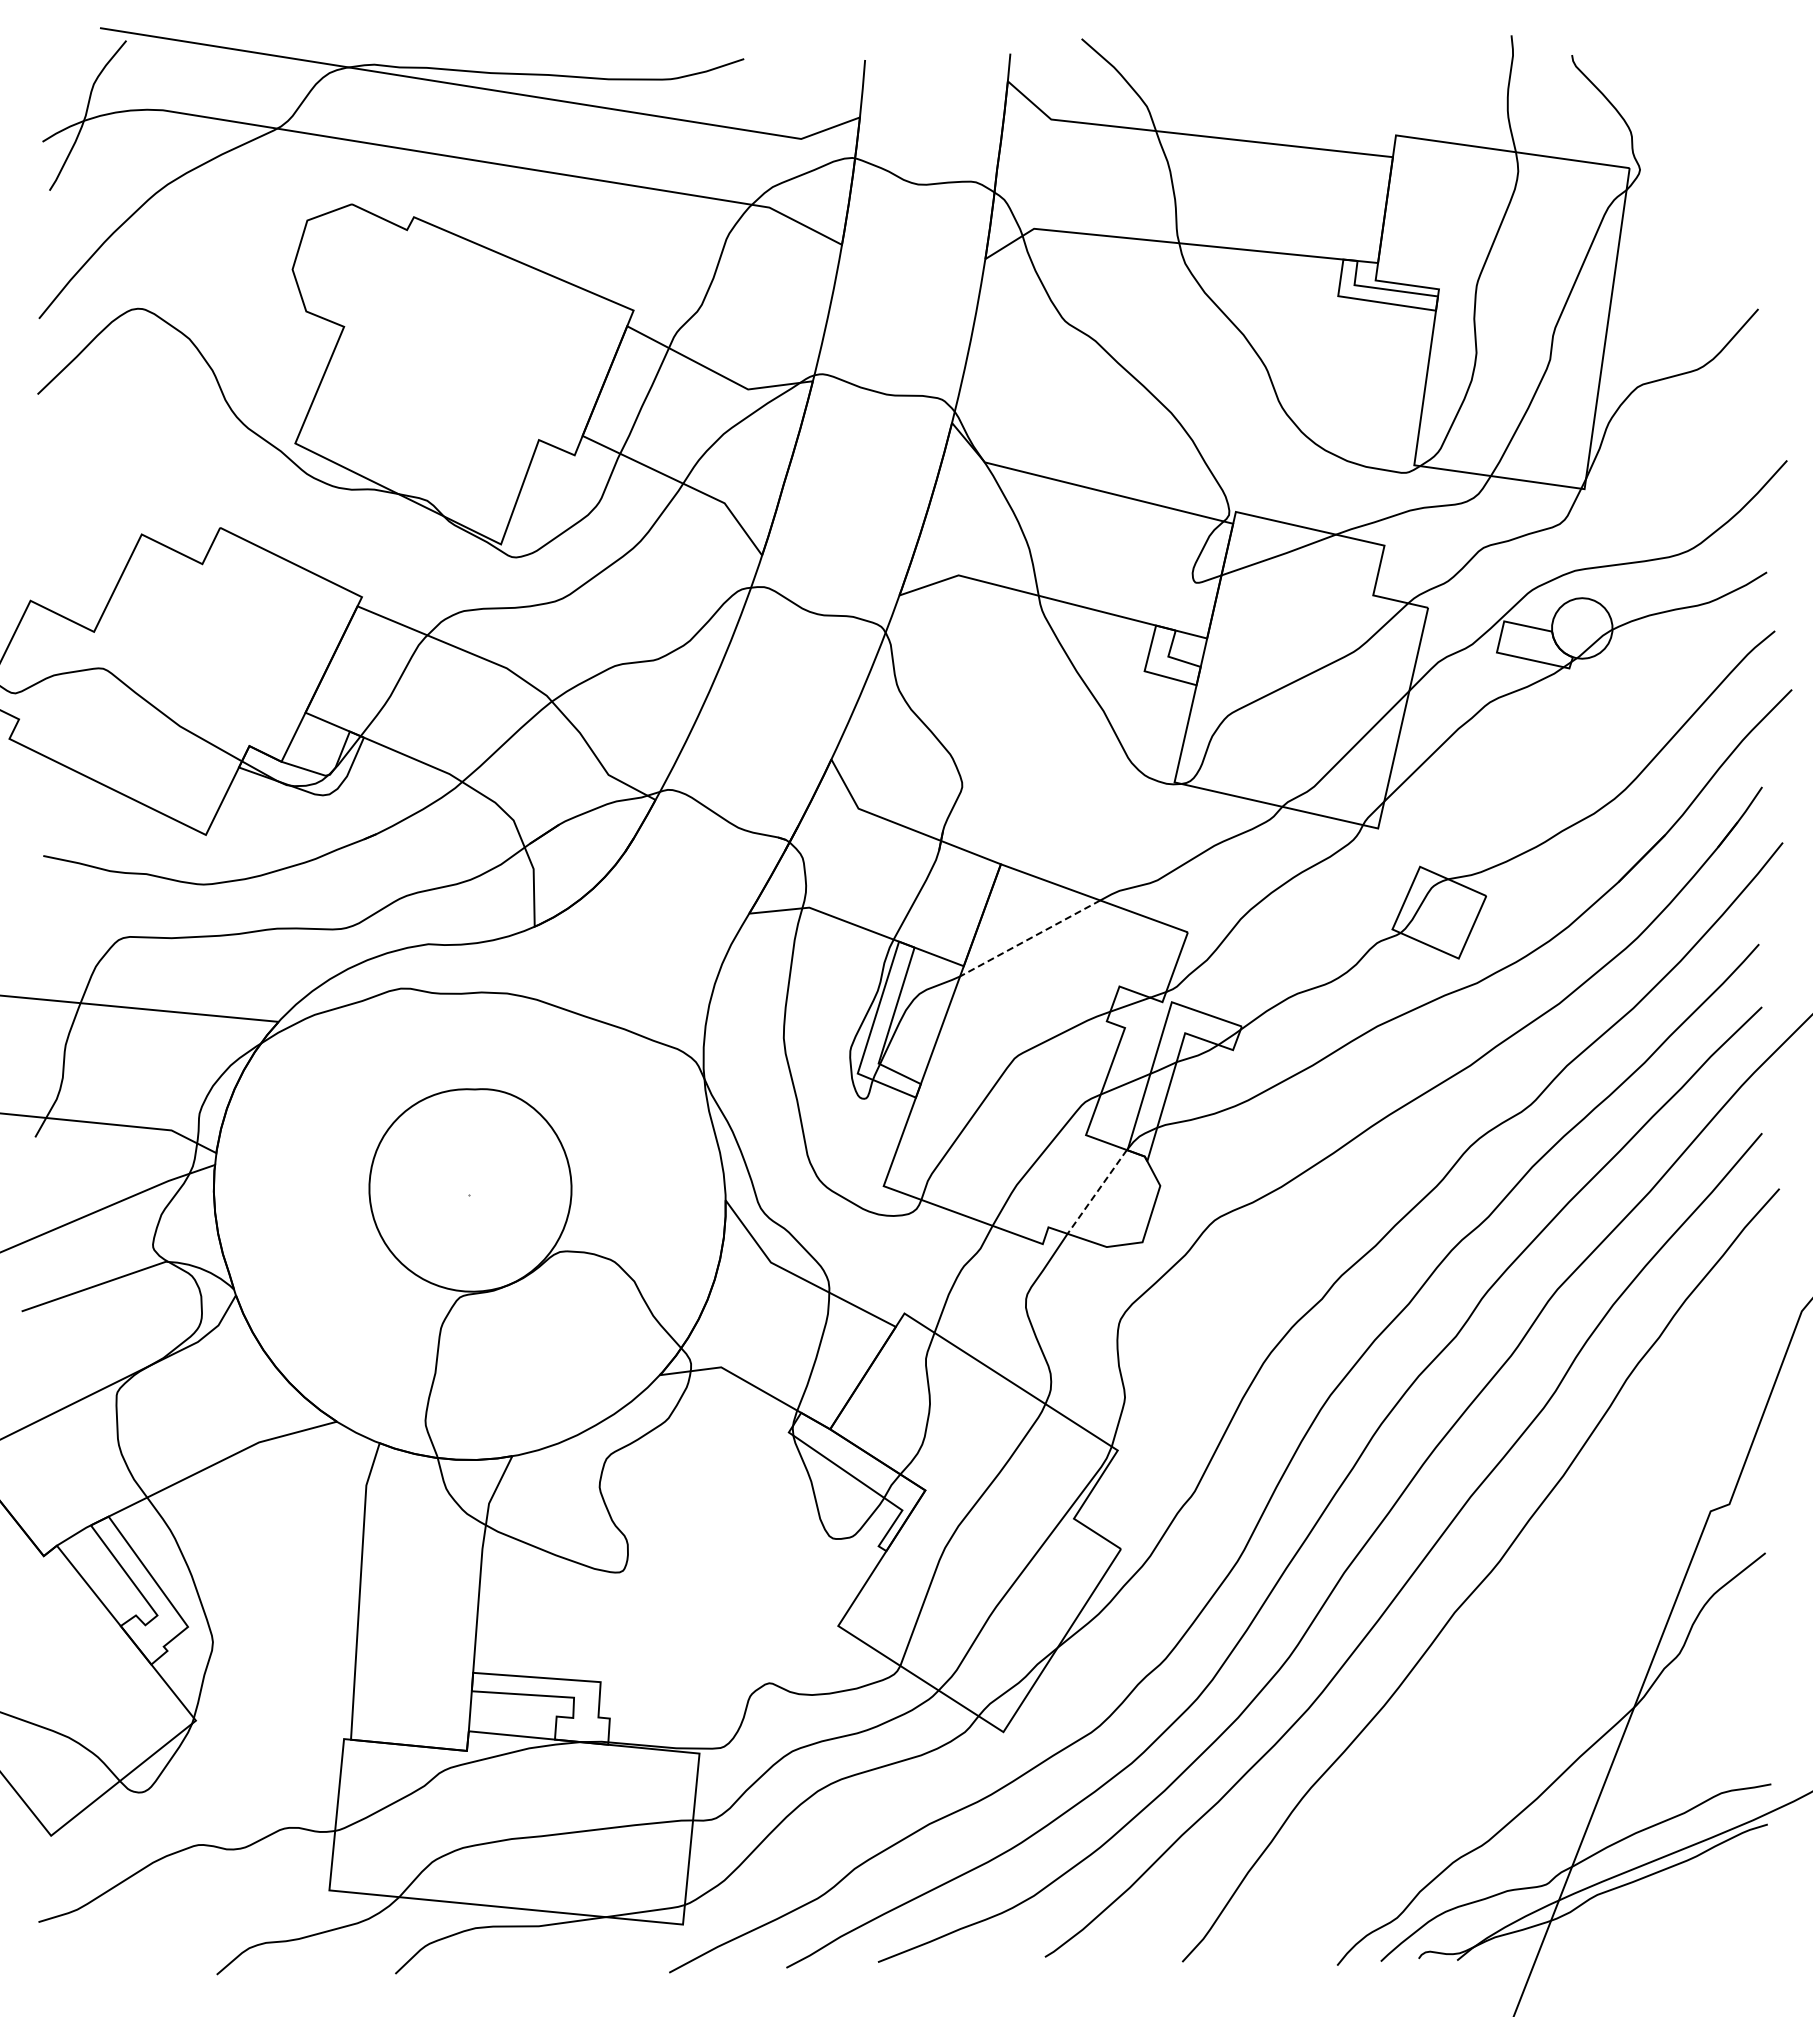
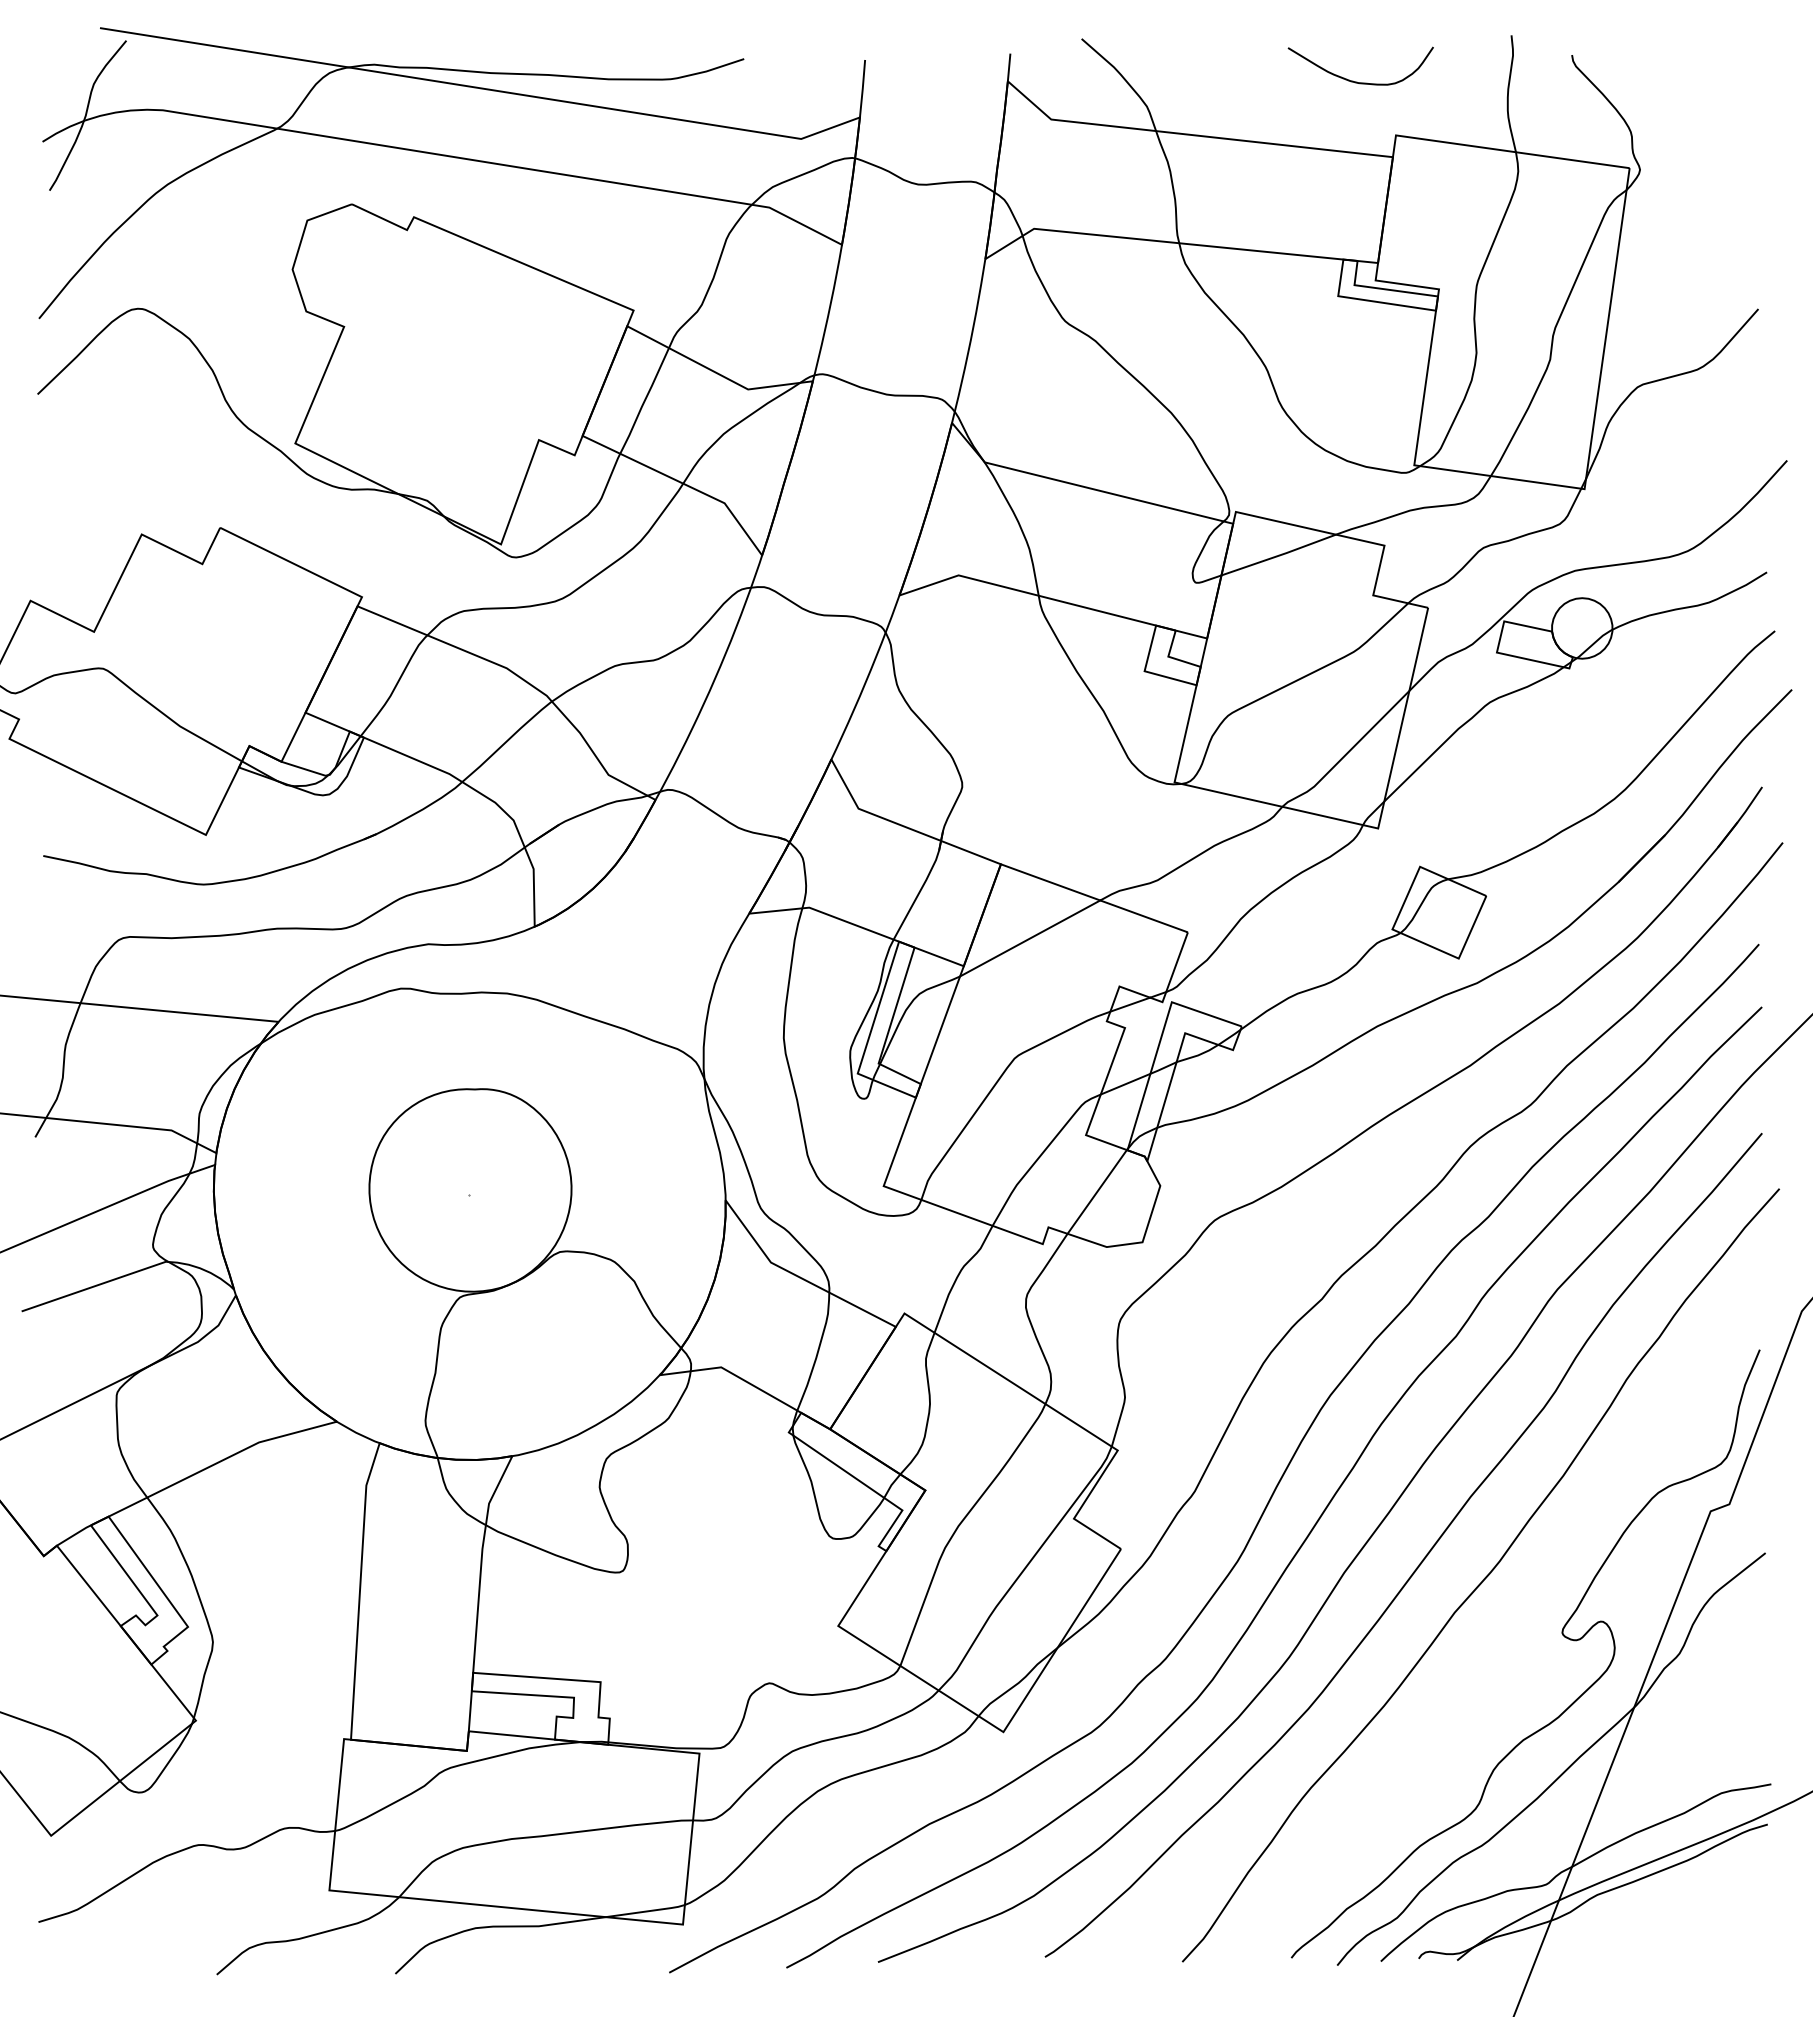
curve: none -> present (1357, 81)
line: dashed -> solid (1030, 938)
line: dashed -> solid (1096, 1192)
curve: none -> present (1562, 1635)
